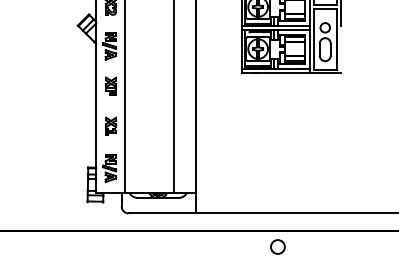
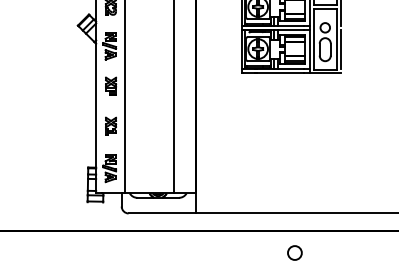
line: none -> present (340, 48)
circle position: (277, 246) -> (294, 252) (294, 252)
